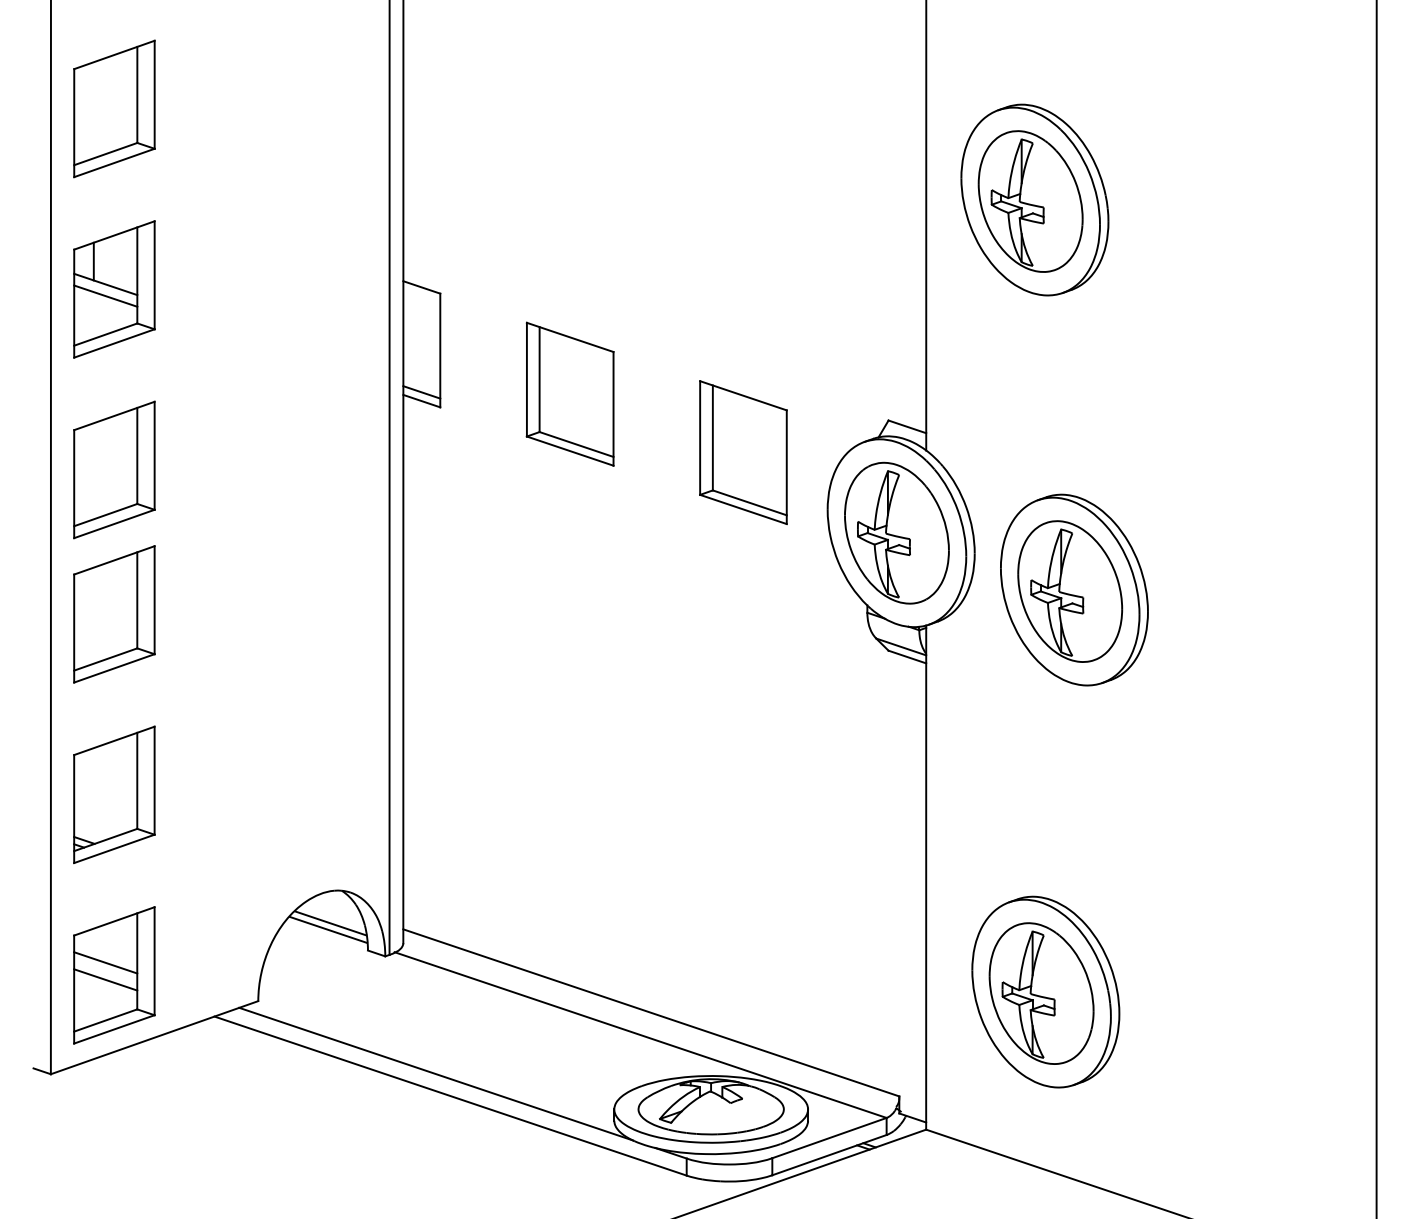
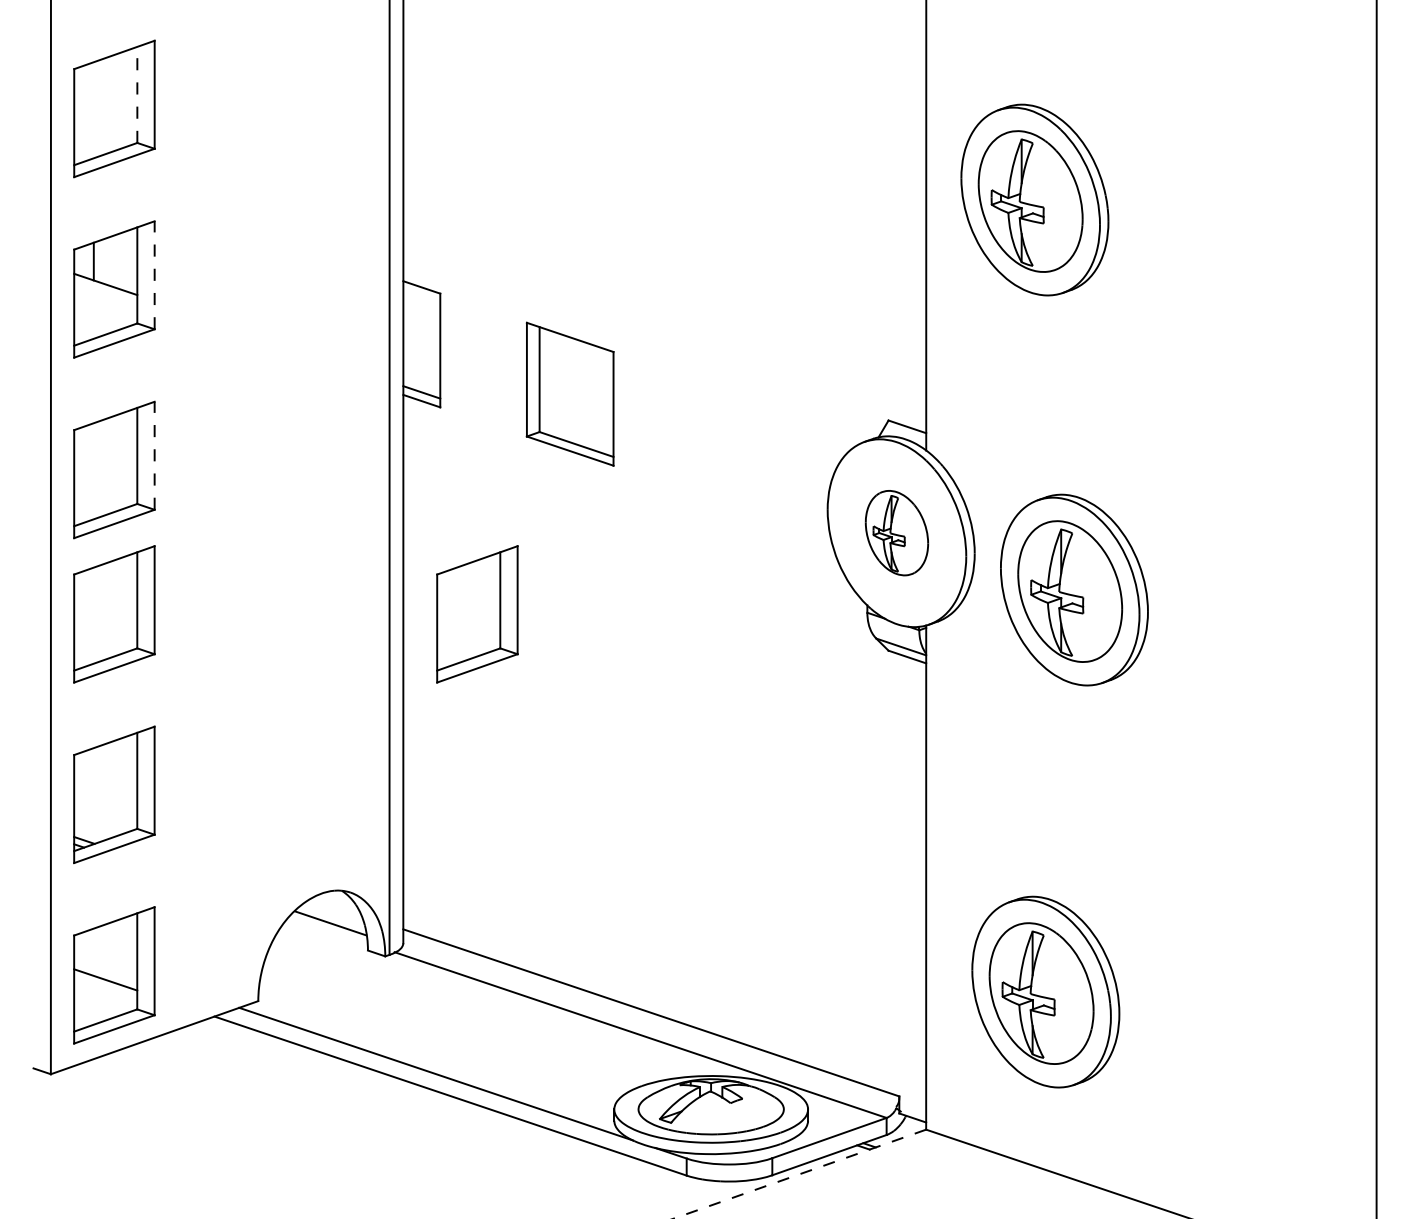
line: solid -> dashed (137, 94)
line: solid -> dashed (154, 274)
line: present -> none (105, 295)
part: present -> none (743, 452)
line: solid -> dashed (154, 455)
part size: 106x144 px -> 66x87 px (896, 533)
part: none -> present (477, 614)
line: present -> none (328, 929)
line: present -> none (105, 962)
line: solid -> dashed (799, 1174)
